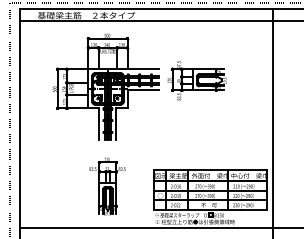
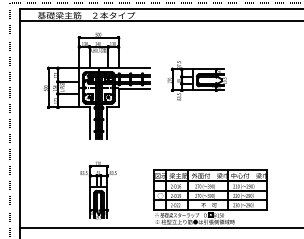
part position: (105, 86) -> (96, 85) (96, 85)
line: present -> none (272, 122)
part position: (107, 186) -> (98, 190) (98, 190)
